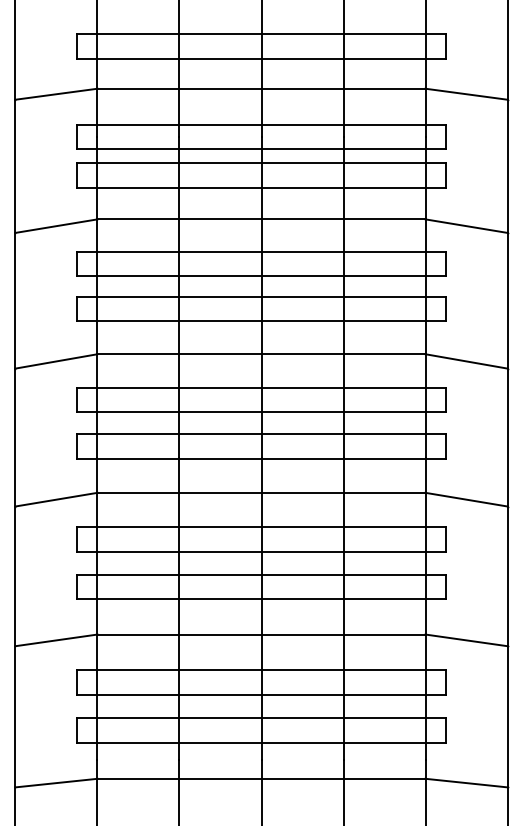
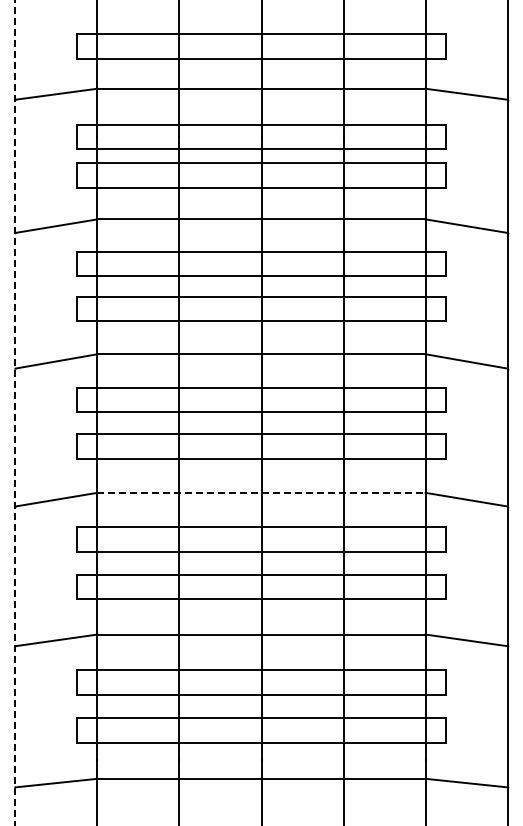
line: solid -> dashed (15, 413)
line: solid -> dashed (261, 492)
